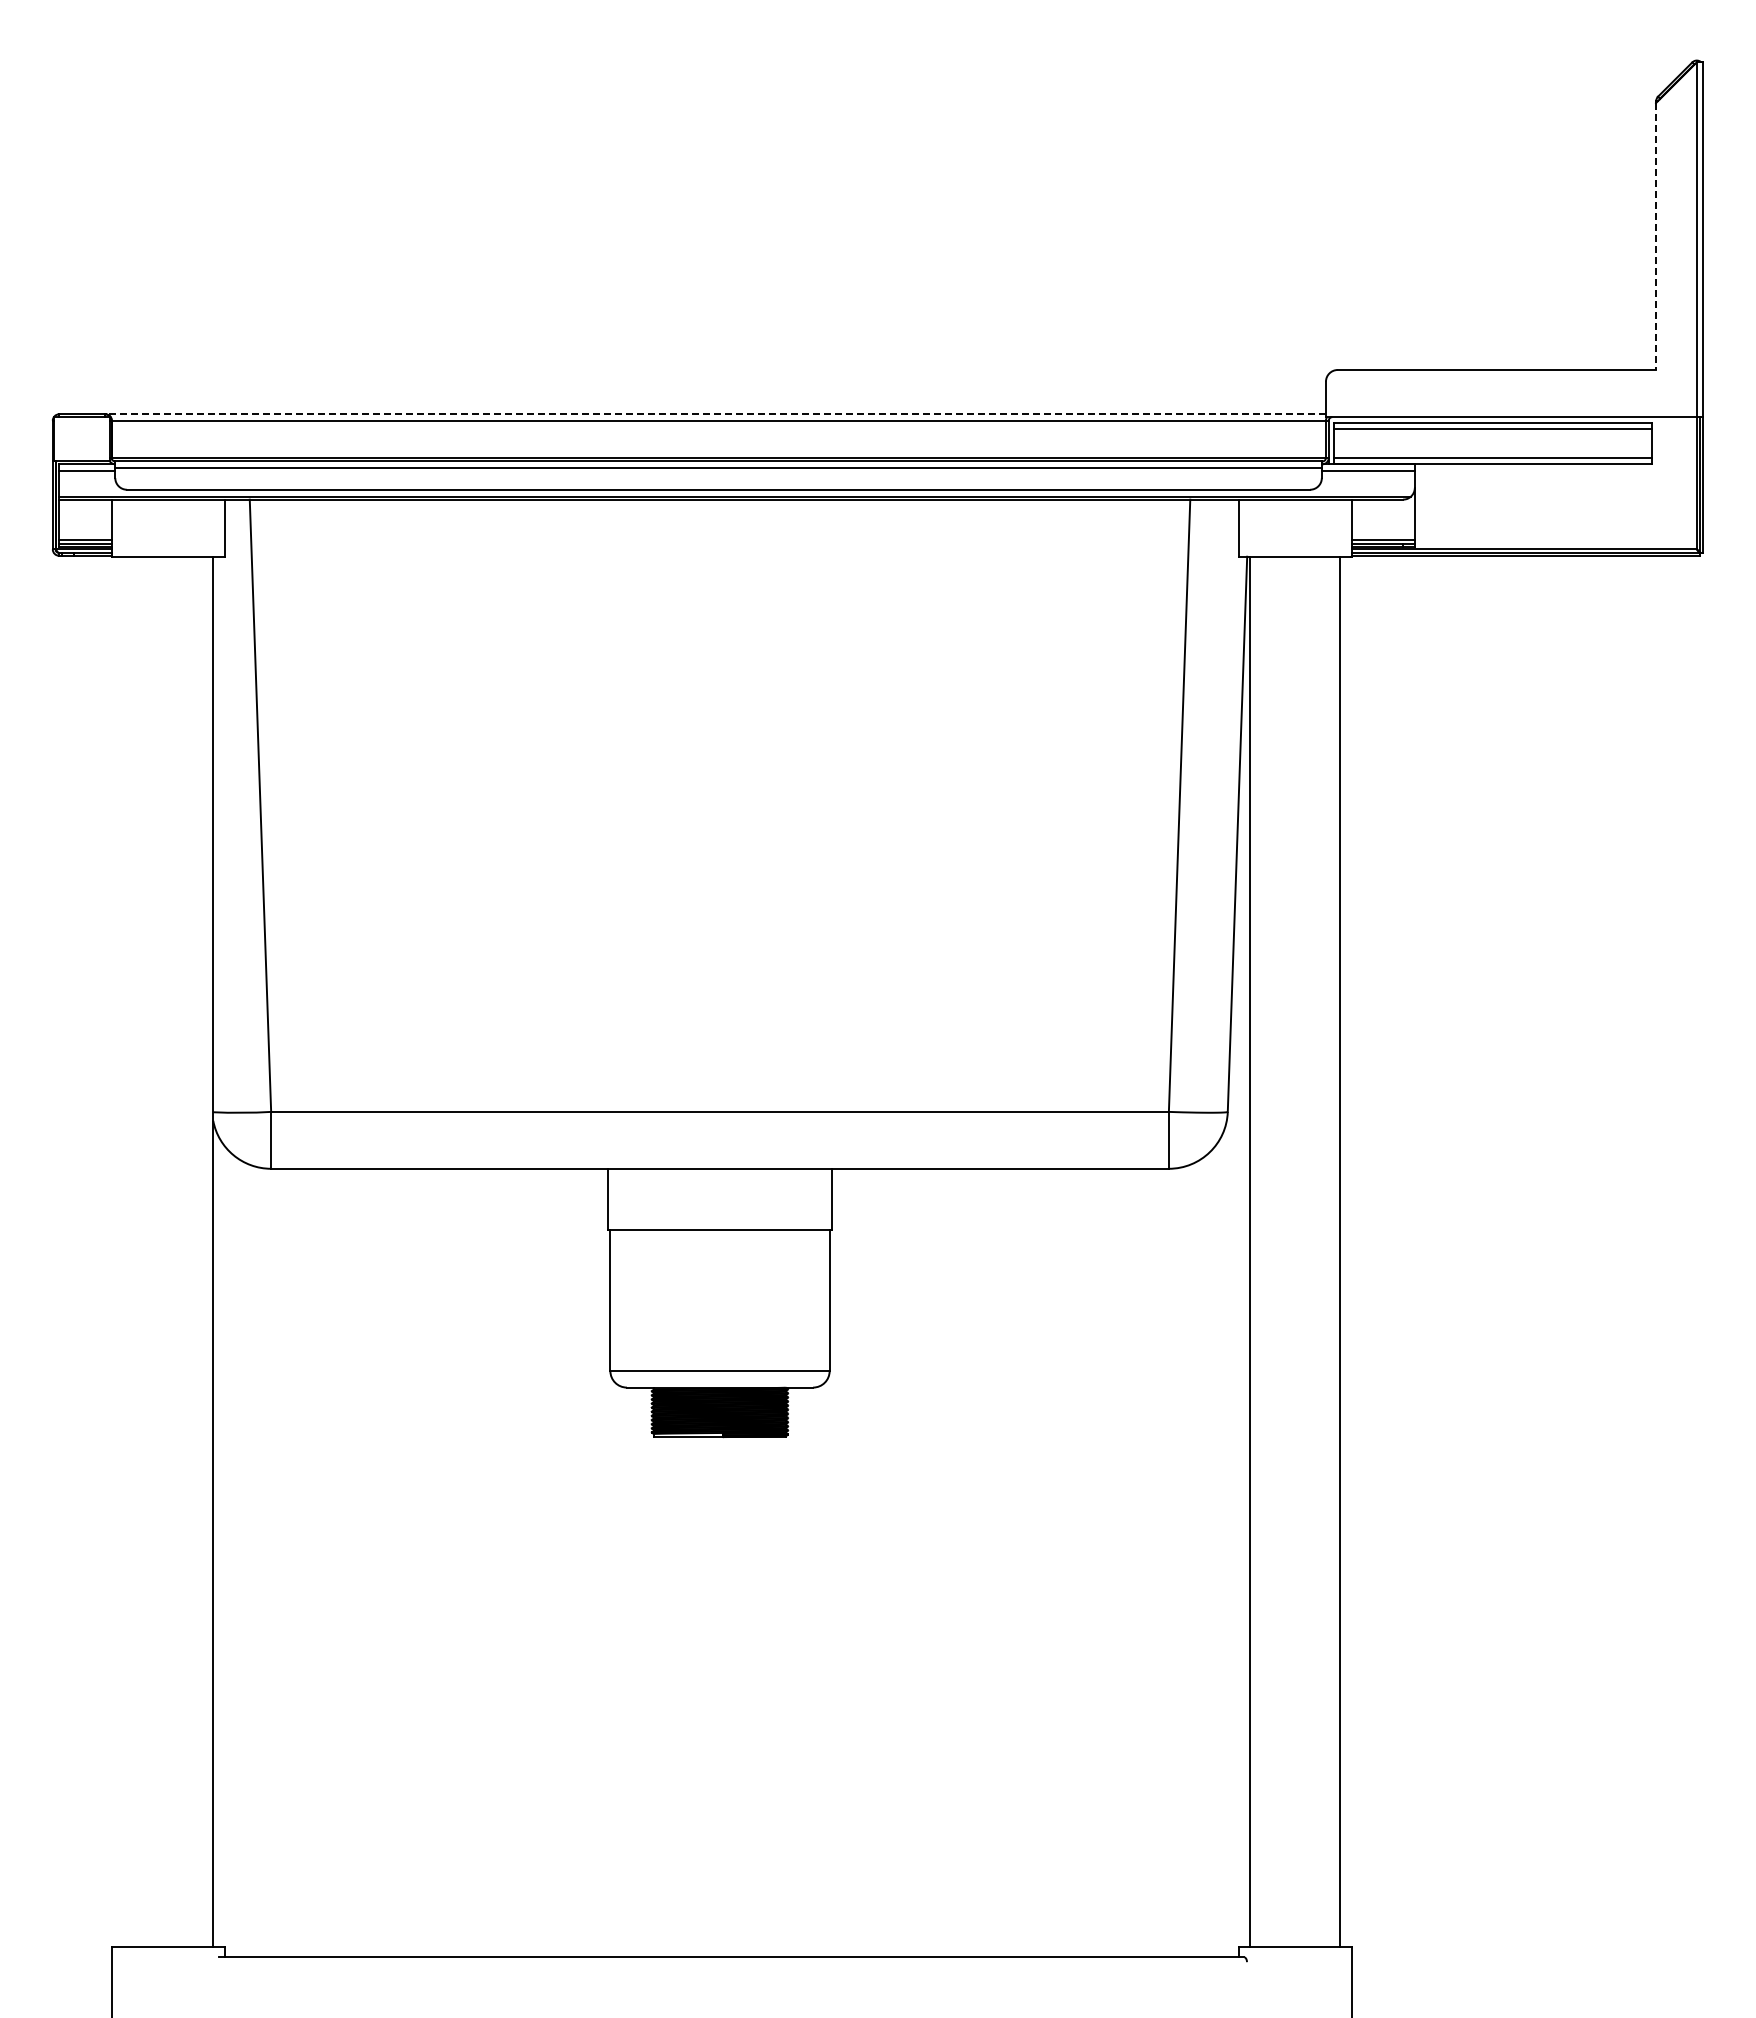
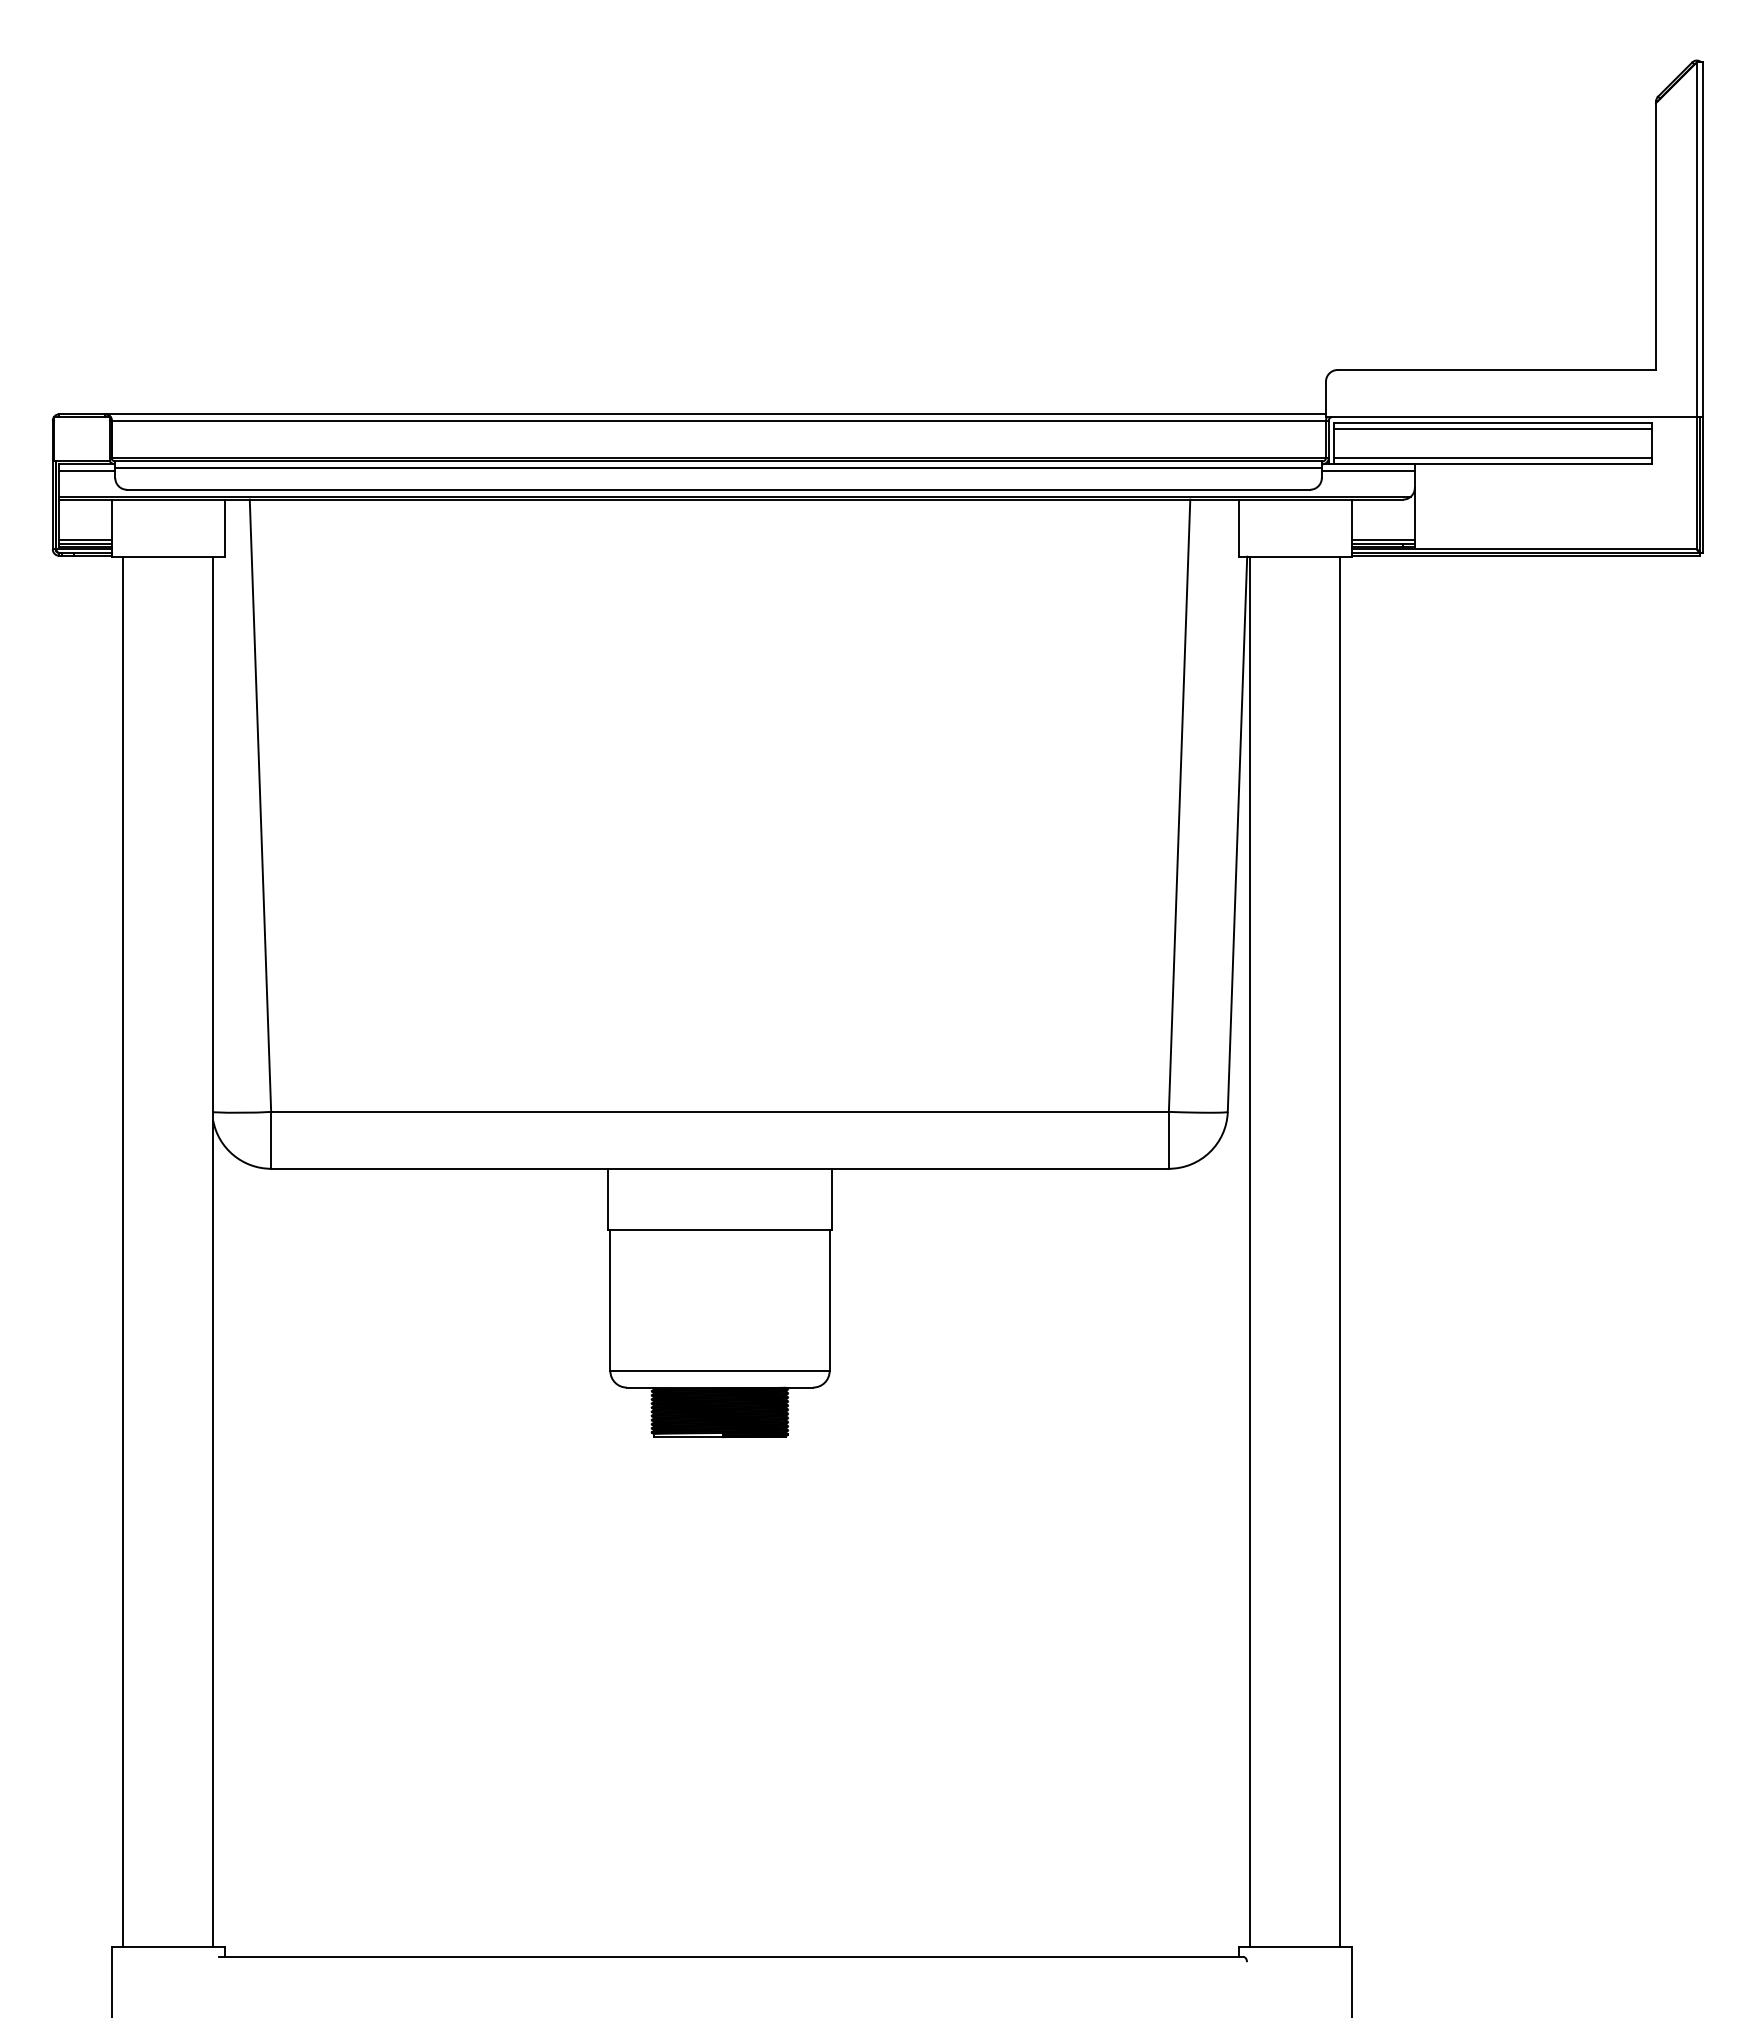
line: dashed -> solid (1656, 237)
line: dashed -> solid (715, 414)
line: none -> present (123, 1251)
